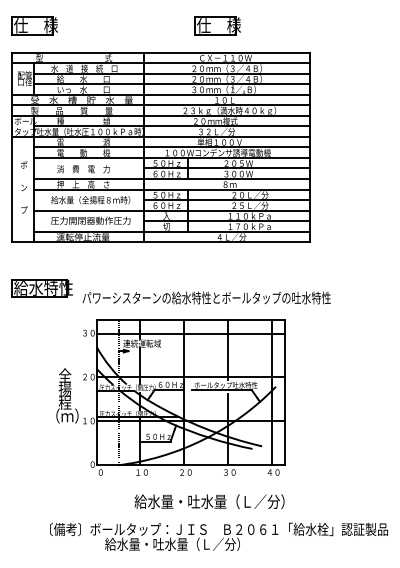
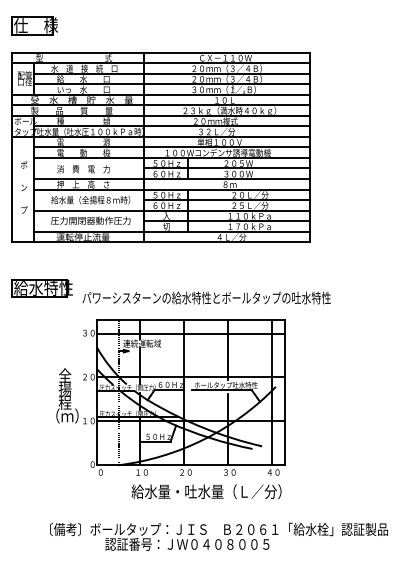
part: present -> none (217, 25)
text position: (209, 501) -> (206, 491) (206, 491)
text: 給水量・吐水量（Ｌ／分） -> 認証番号：ＪＷ０４０８００５ (187, 543)
